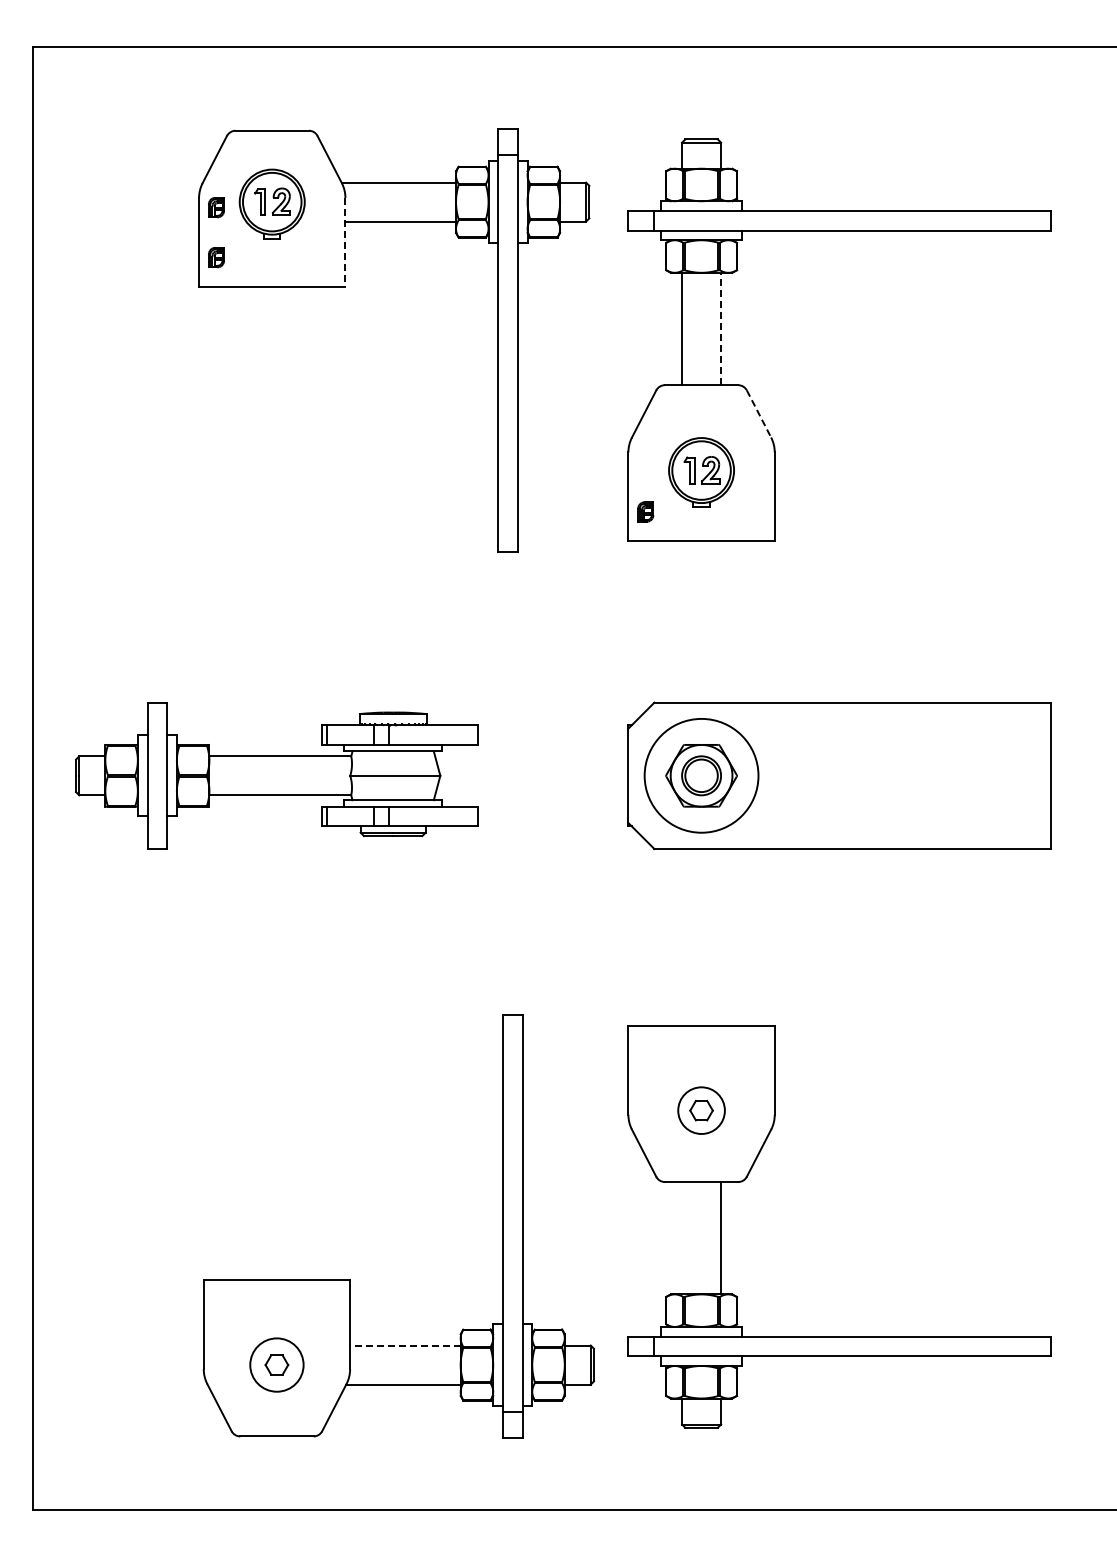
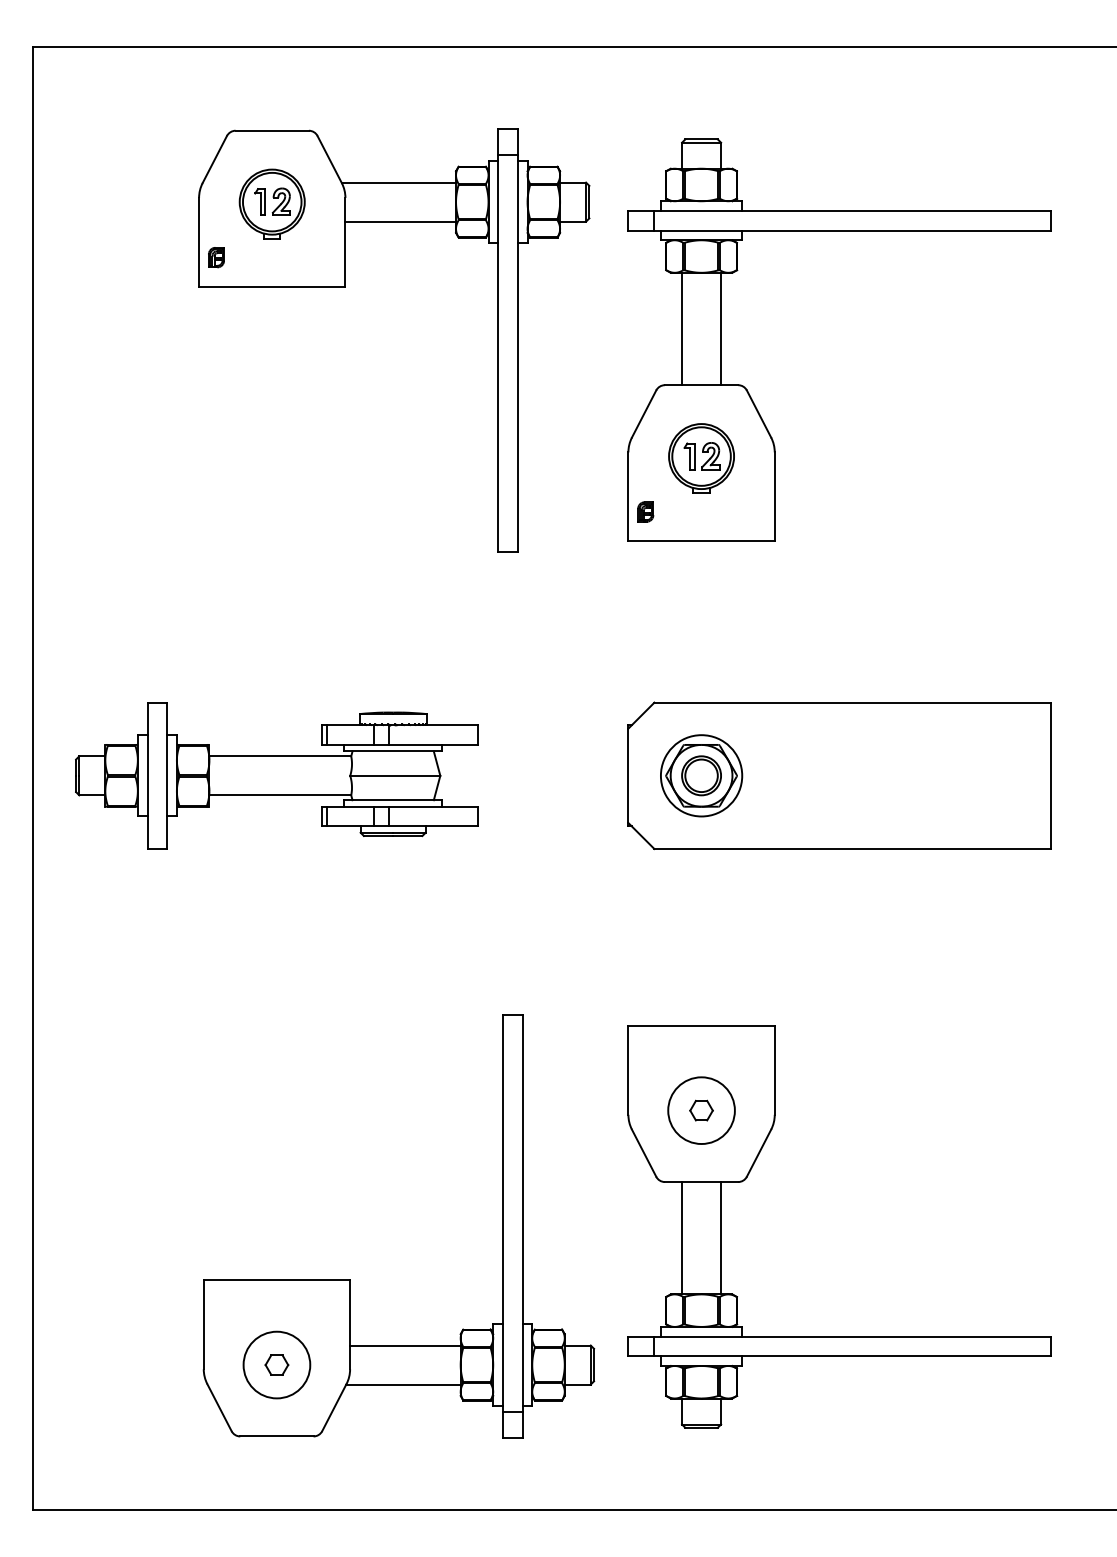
part: present -> none (216, 207)
line: dashed -> solid (345, 242)
line: dashed -> solid (721, 328)
line: dashed -> solid (759, 414)
part position: (701, 472) -> (701, 458) (701, 458)
circle diameter: 114 px -> 81 px (701, 775)
circle diameter: 47 px -> 67 px (701, 1110)
line: none -> present (682, 1238)
line: dashed -> solid (404, 1345)
circle diameter: 53 px -> 67 px (276, 1364)
